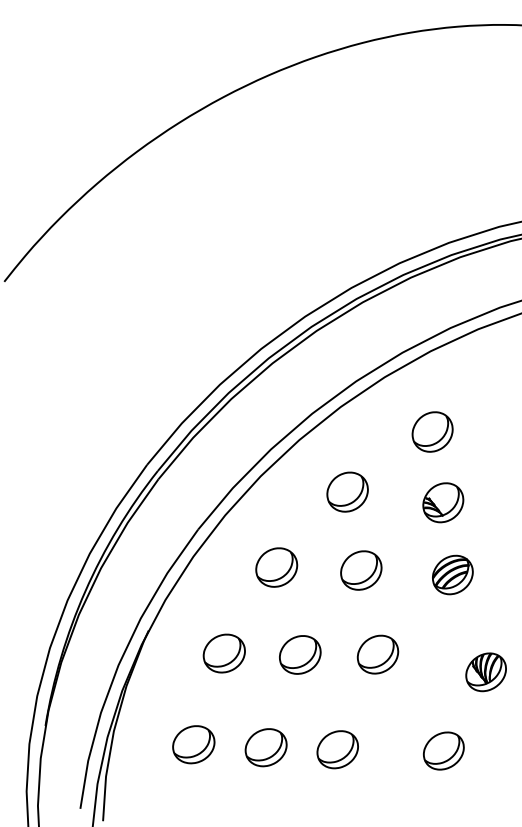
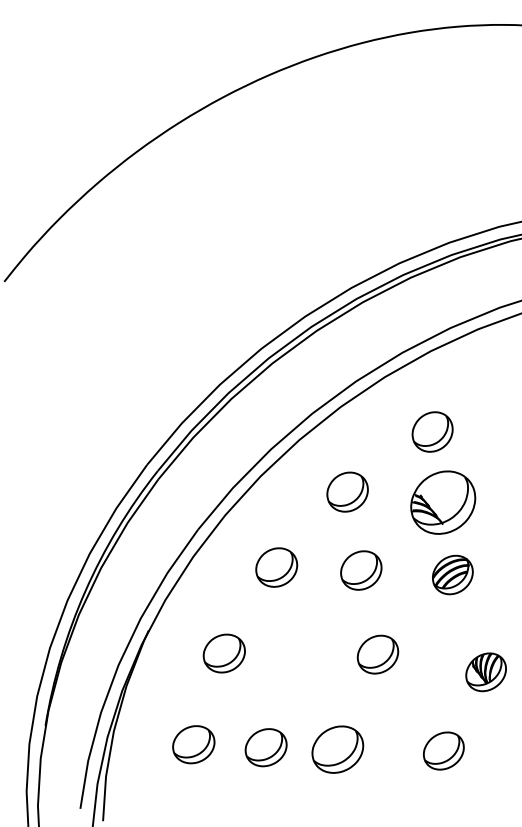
part size: 43x42 px -> 67x65 px (443, 502)
part: present -> none (300, 654)
part size: 43x40 px -> 54x49 px (337, 749)
